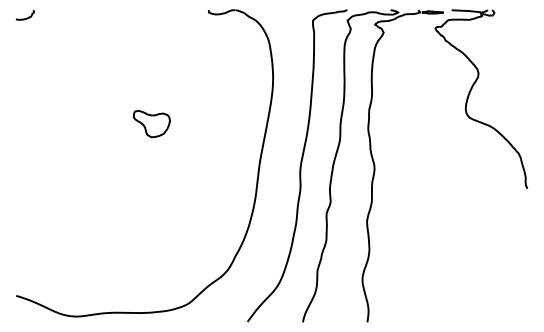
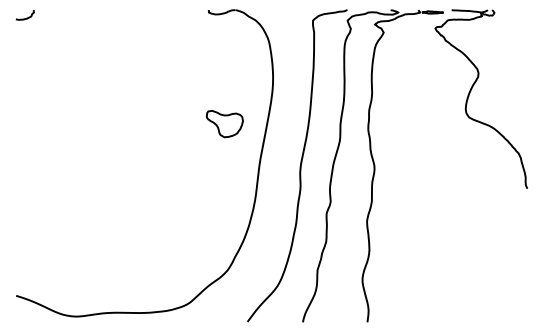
part position: (151, 124) -> (224, 124) (224, 124)
